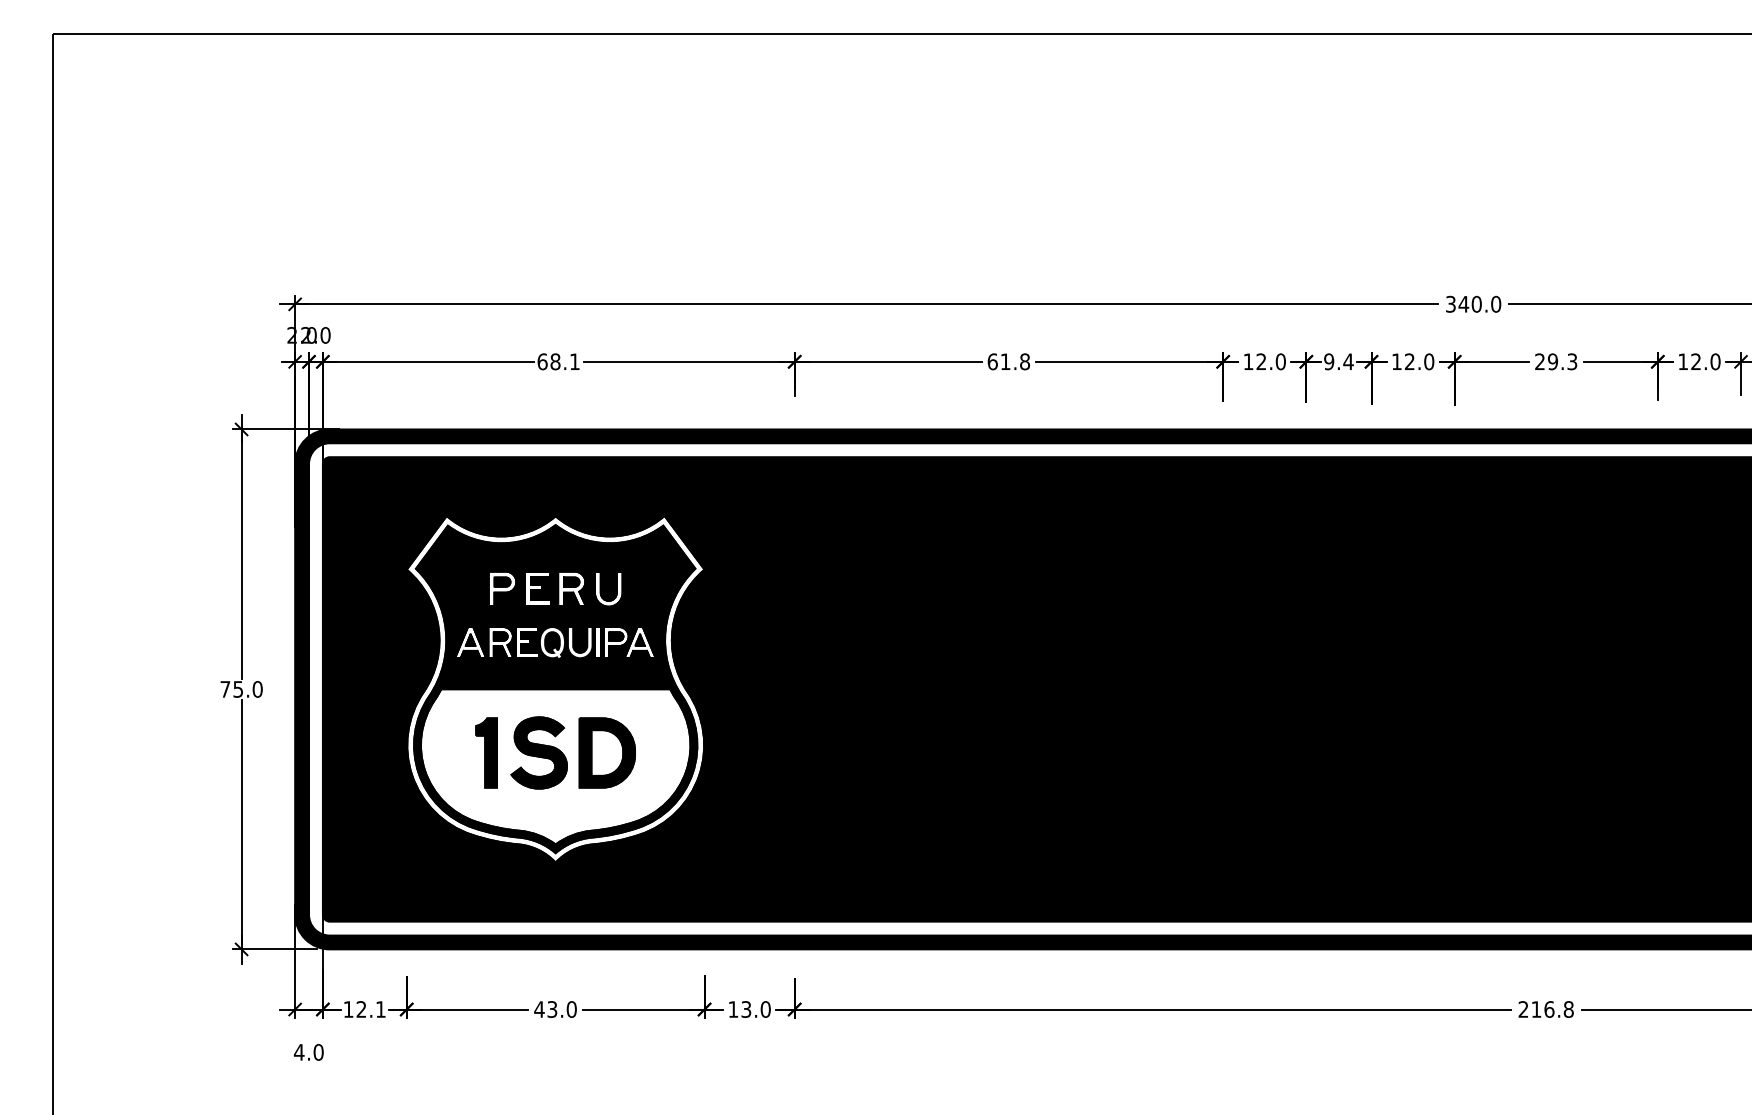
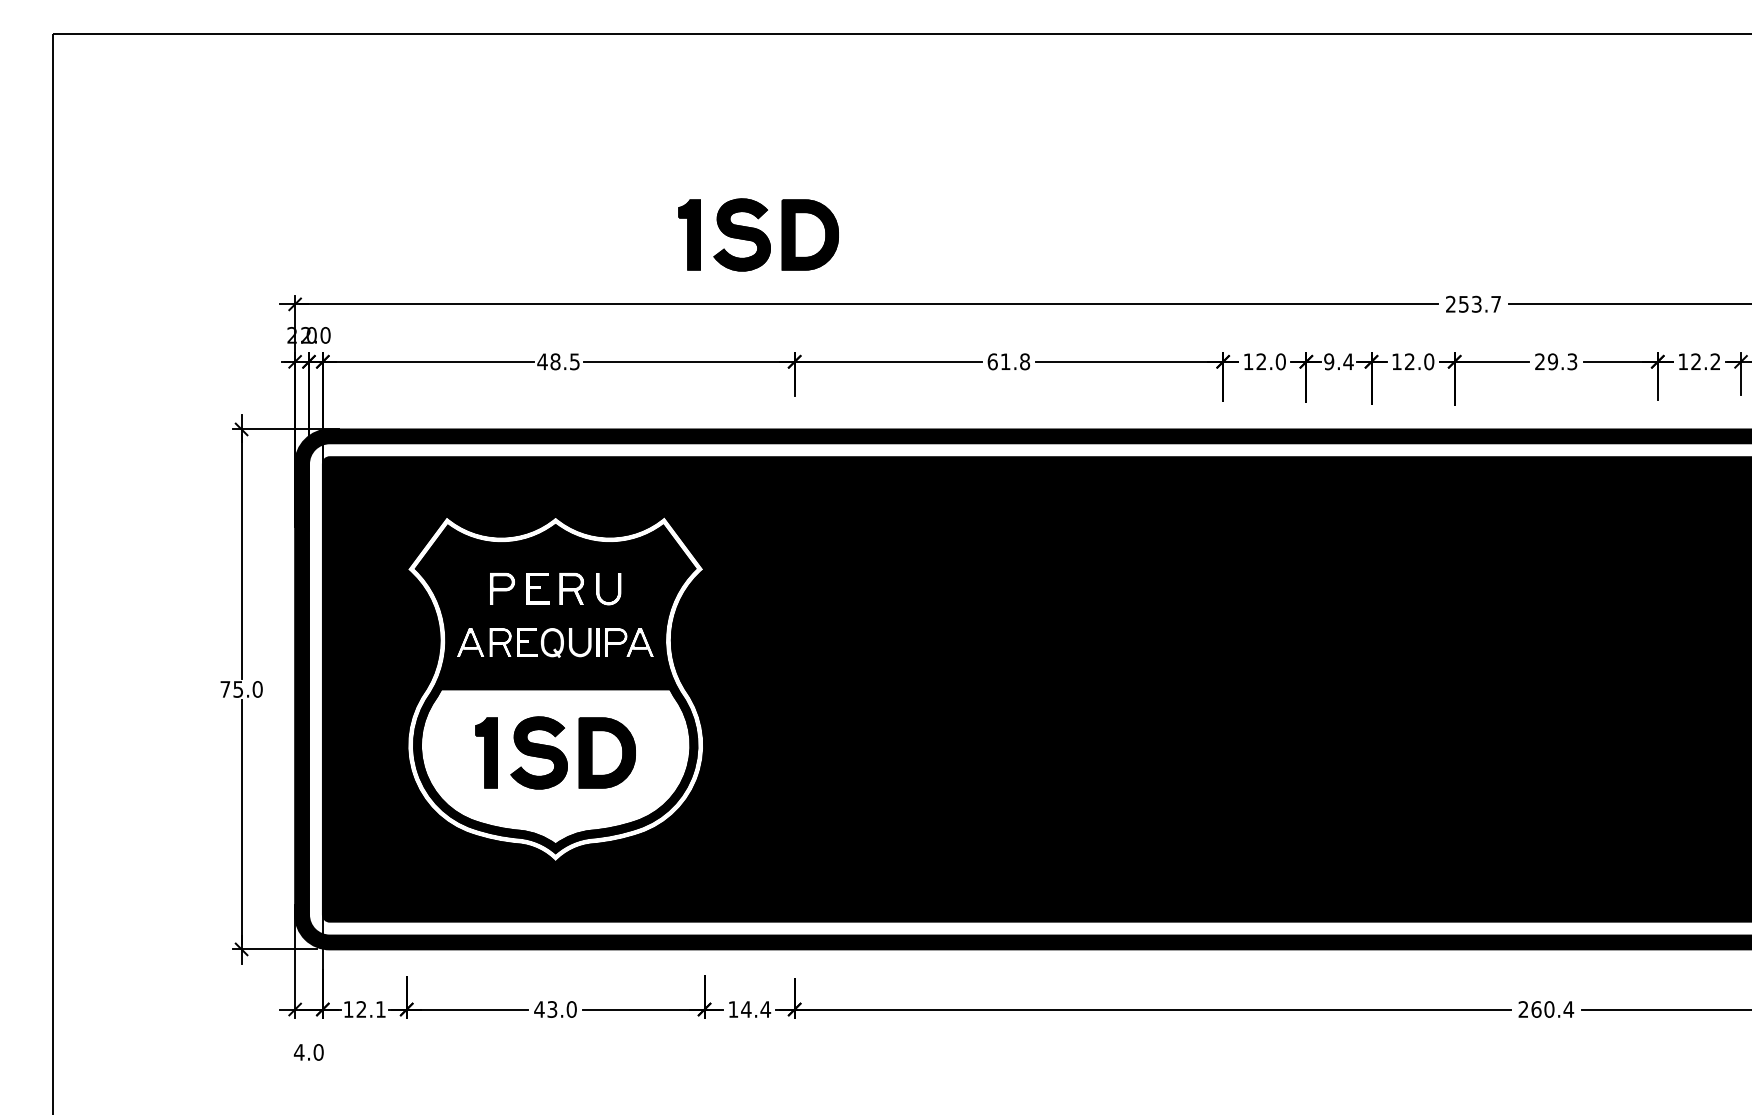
part: none -> present (758, 234)
text: 340.0 -> 253.7 (1473, 303)
text: 68.1 -> 48.5 (558, 361)
text: 12.0 -> 12.2 (1715, 361)
text: 13.0 -> 14.4 (756, 1009)
text: 216.8 -> 260.4 (1552, 1009)
